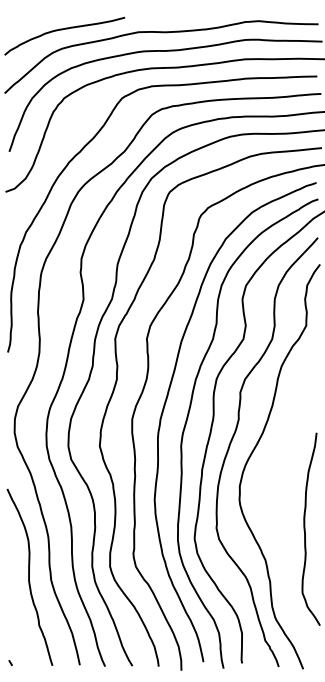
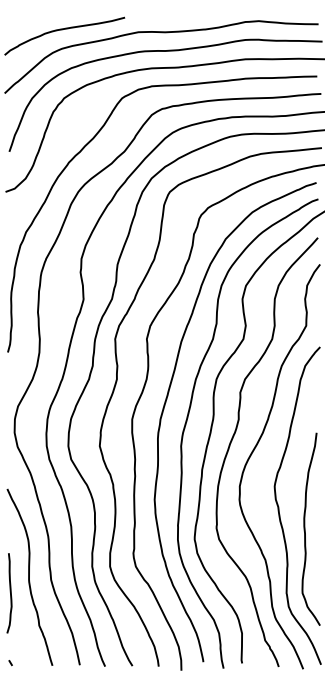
curve: none -> present (279, 506)
curve: none -> present (10, 593)
